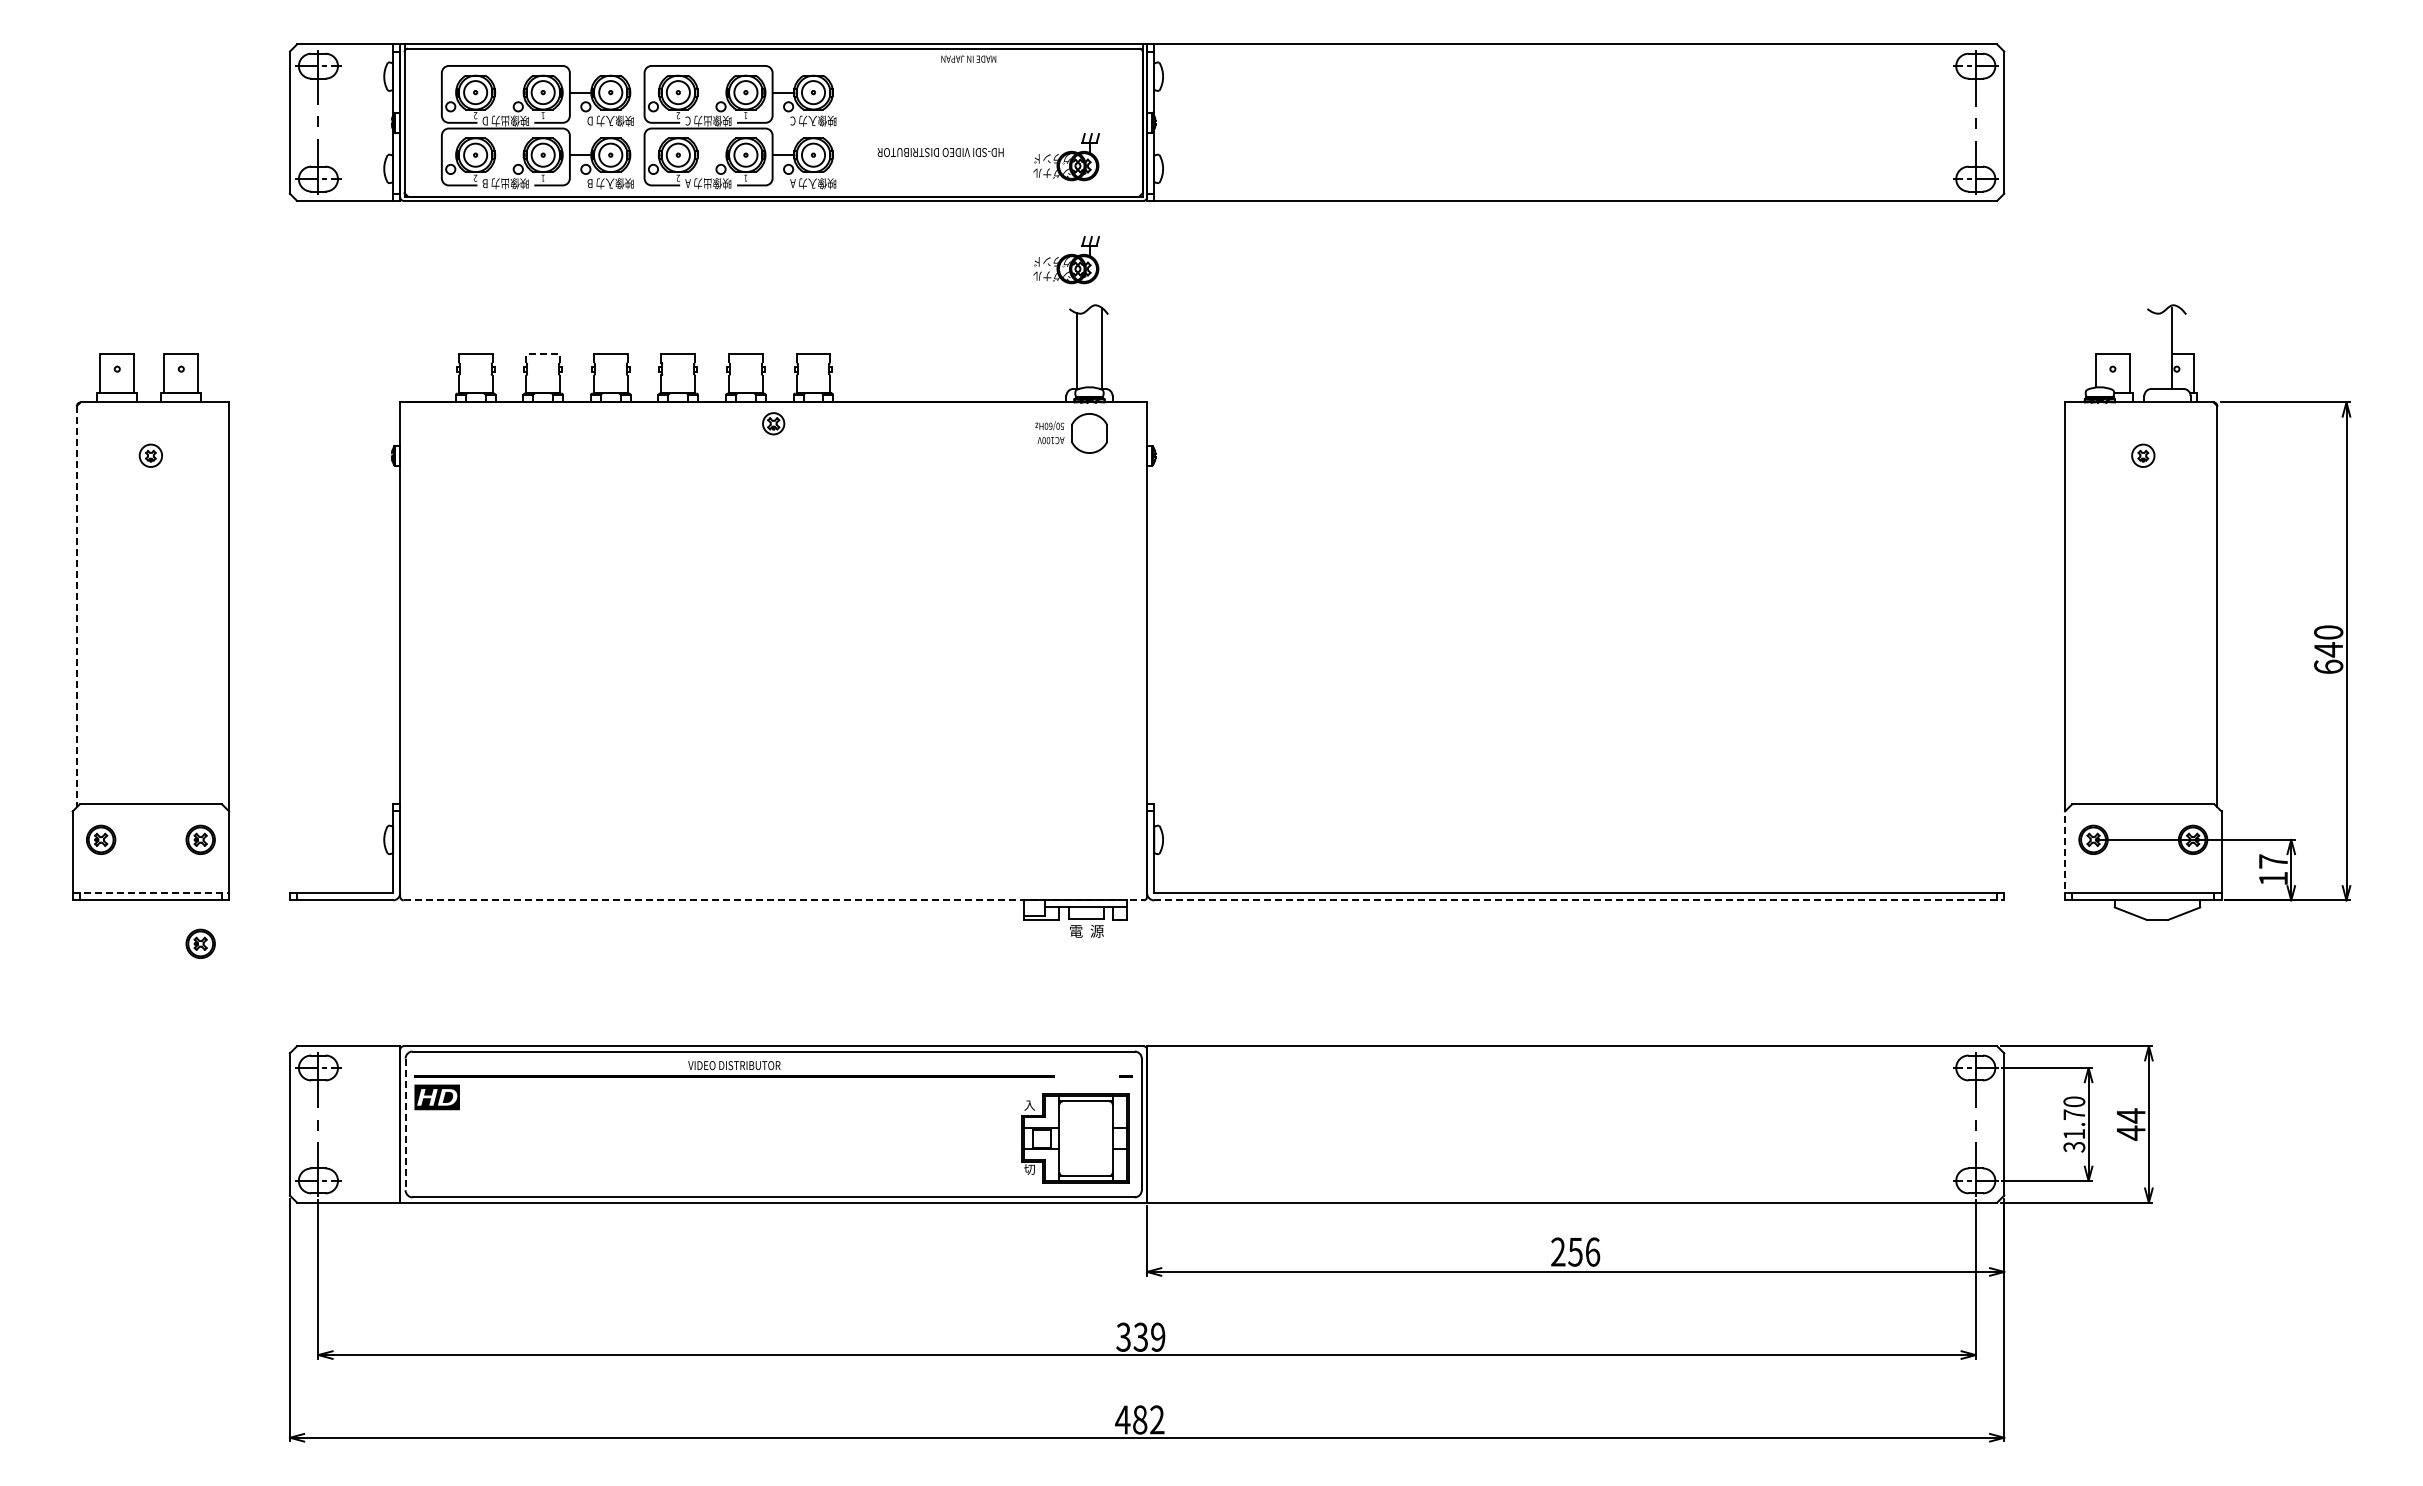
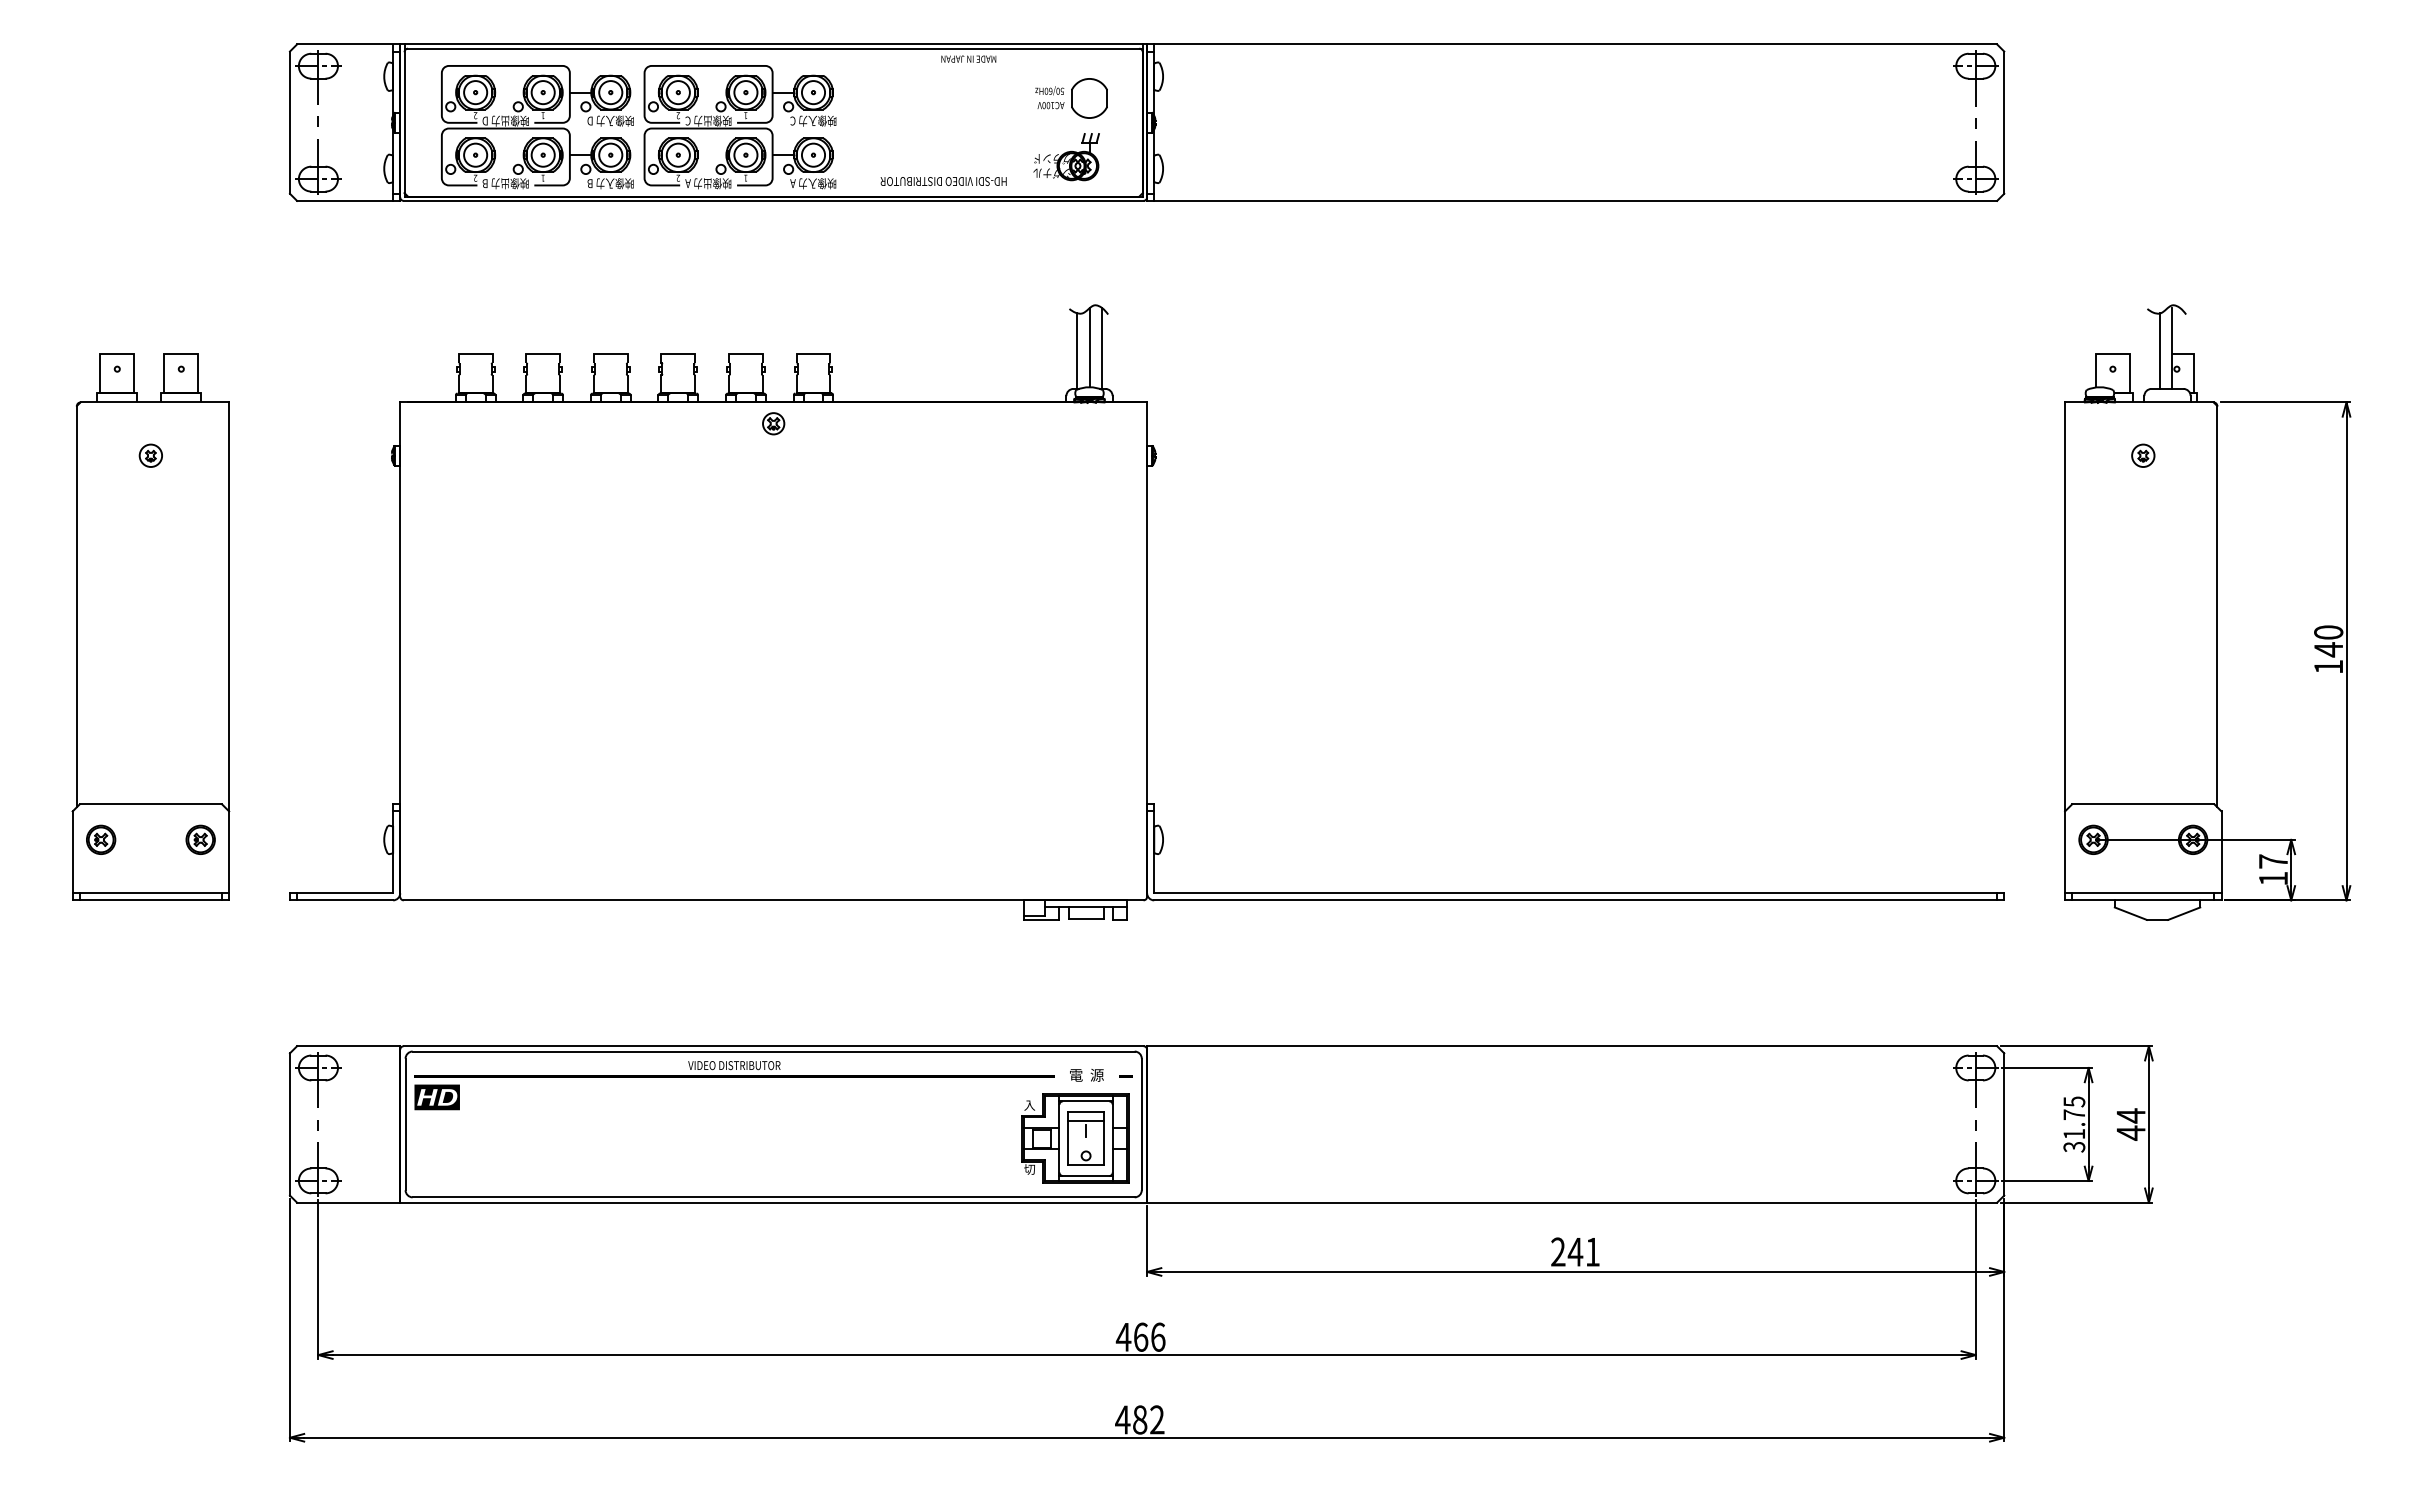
text position: (940, 152) -> (943, 181) (943, 181)
part: present -> none (1066, 260)
line: none -> present (1089, 347)
line: none -> present (2159, 350)
line: dashed -> solid (543, 354)
part position: (1071, 433) -> (1071, 98) (1071, 98)
line: dashed -> solid (76, 606)
text: 640 -> 140 (2328, 666)
line: dashed -> solid (2065, 855)
line: dashed -> solid (151, 893)
line: dashed -> solid (773, 900)
line: dashed -> solid (1579, 900)
text position: (1086, 931) -> (1086, 1075) (1086, 1075)
part: present -> none (200, 943)
text: 31.70 -> 31.75 (2074, 1101)
line: dashed -> solid (405, 1124)
part: none -> present (1085, 1138)
text: 256 -> 241 (1583, 1251)
text: 339 -> 466 (1140, 1336)
